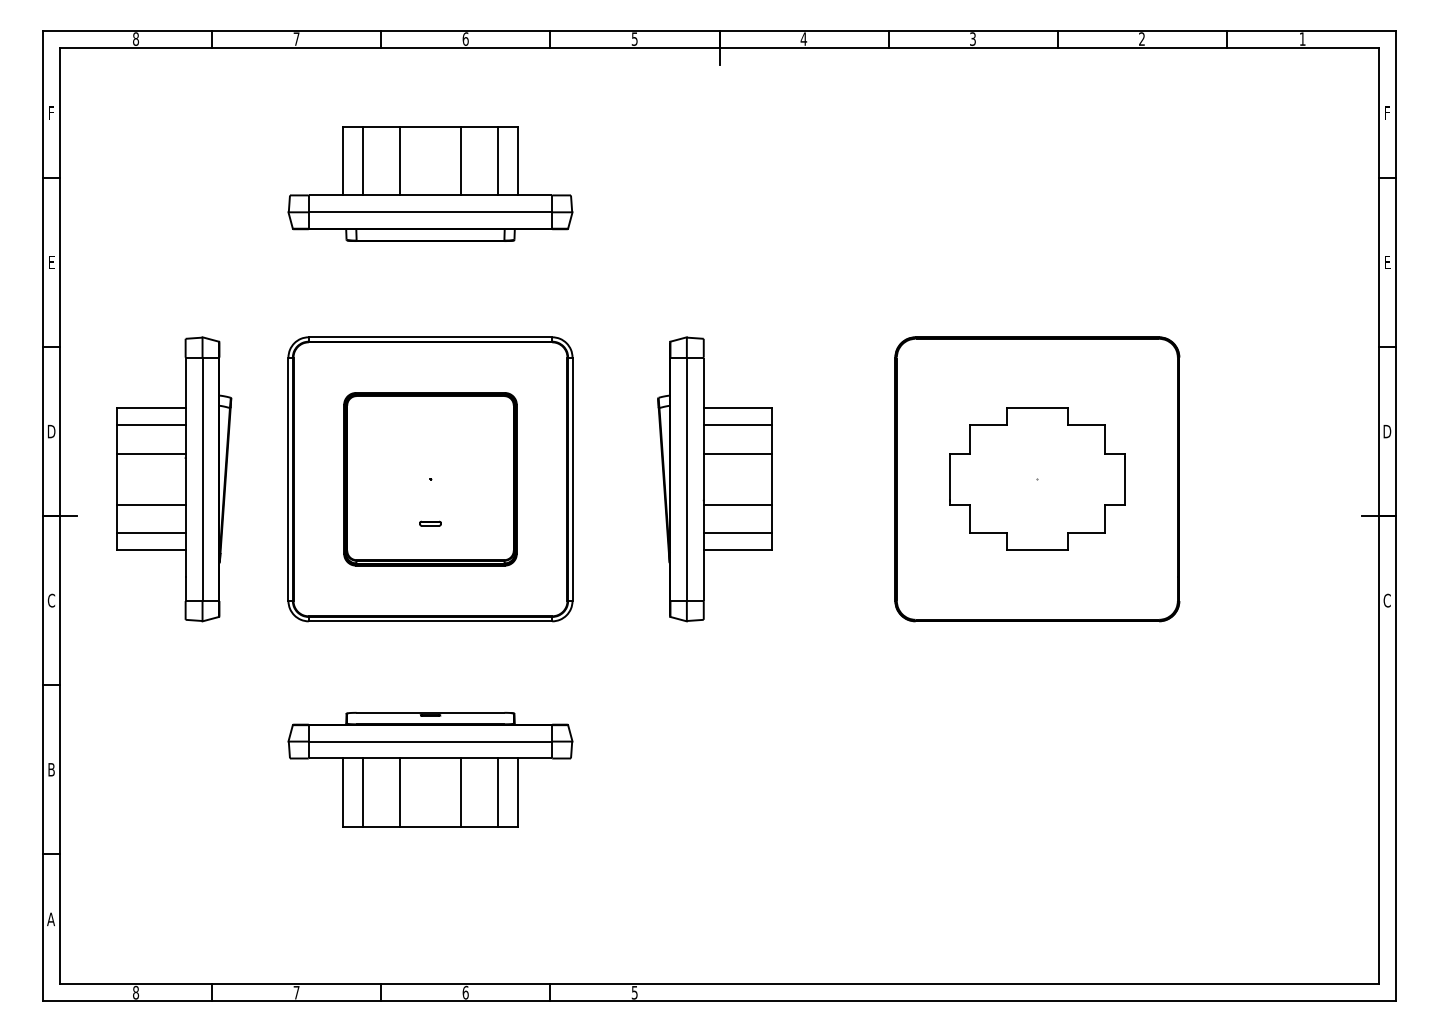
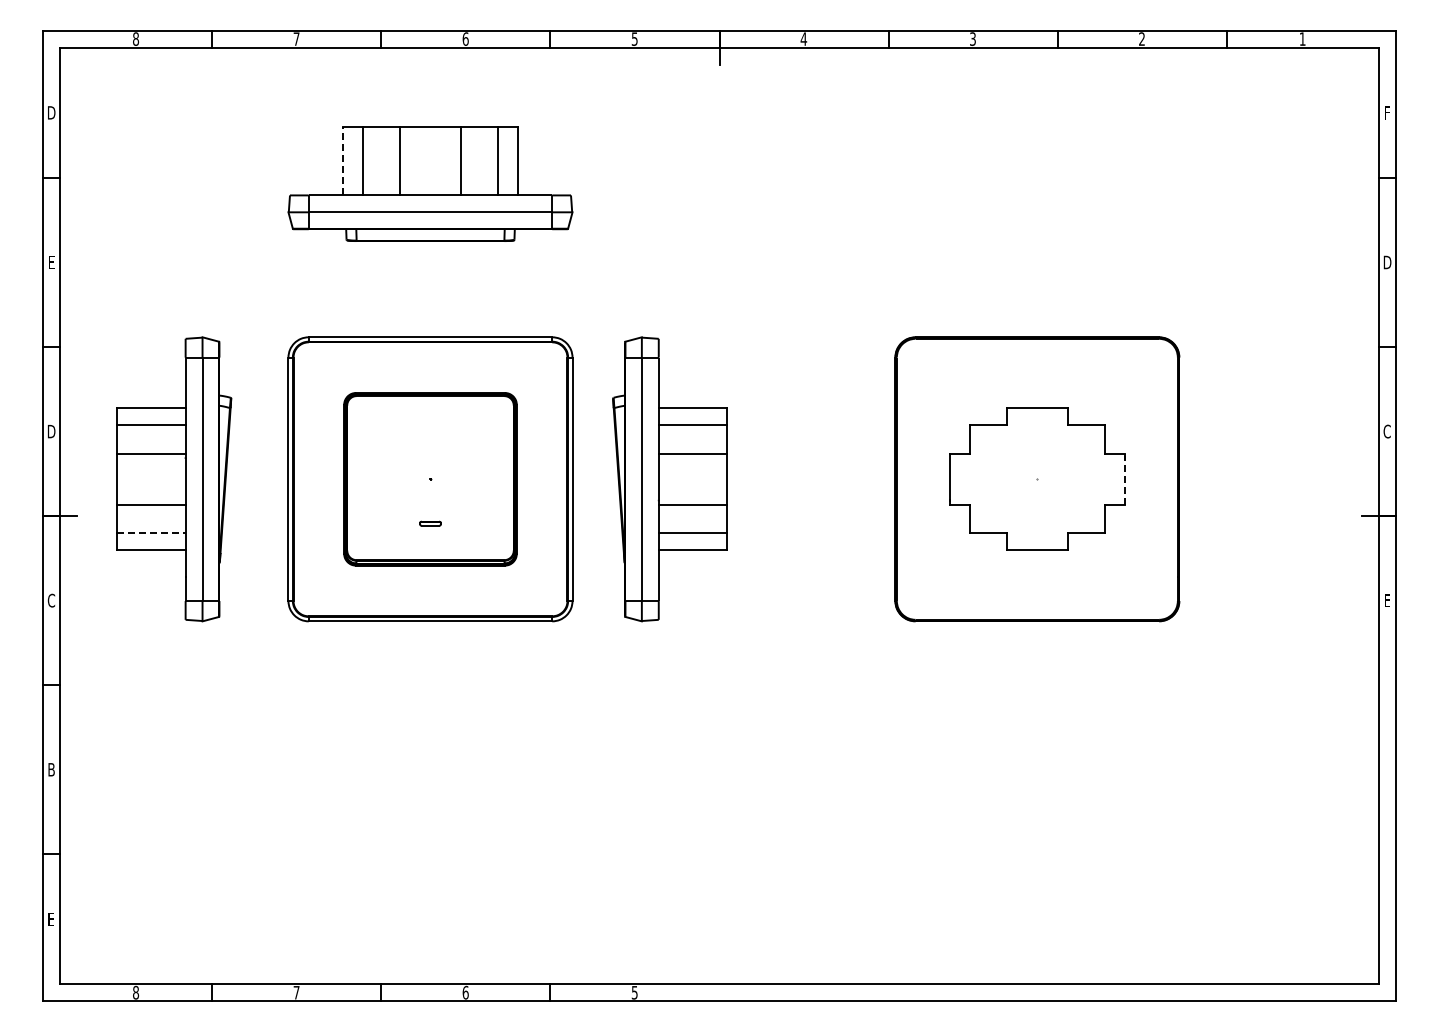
text: F -> D (51, 112)
line: solid -> dashed (342, 160)
text: E -> D (1387, 262)
text: D -> C (1387, 431)
part position: (714, 479) -> (669, 479) (669, 479)
line: solid -> dashed (1125, 479)
line: solid -> dashed (151, 533)
text: C -> E (1386, 600)
part: present -> none (430, 769)
text: A -> E (50, 919)
